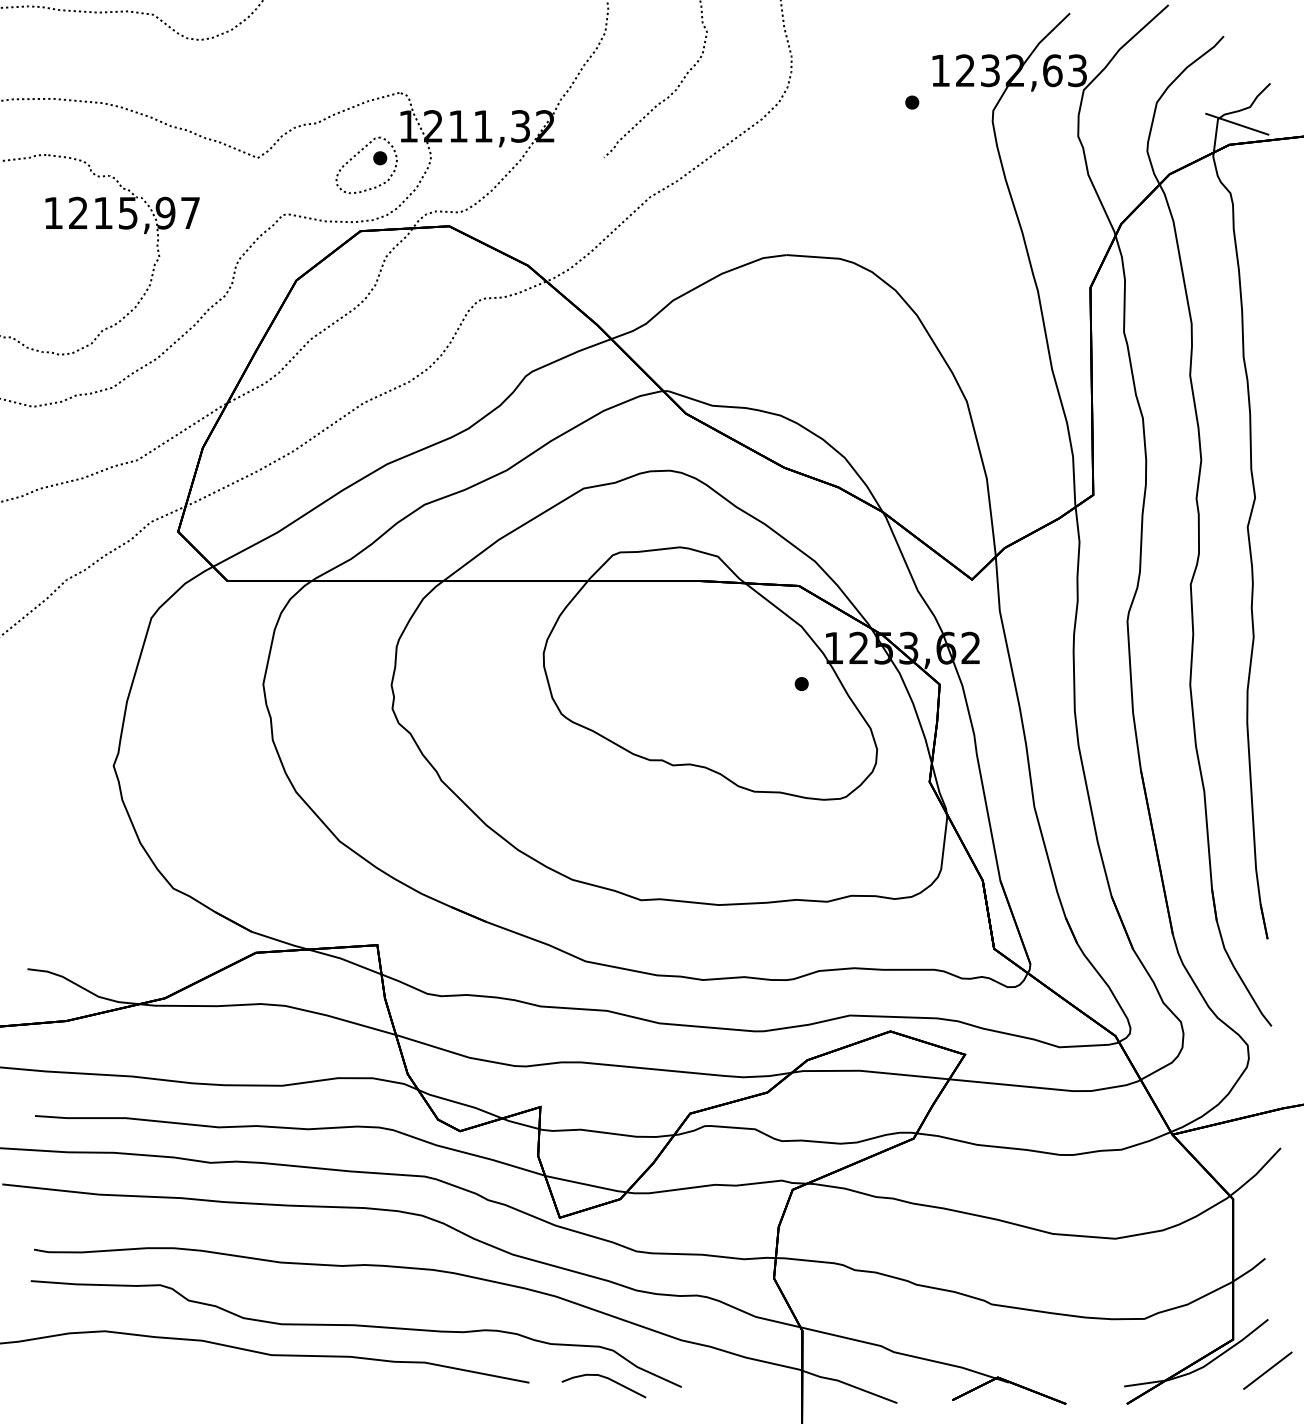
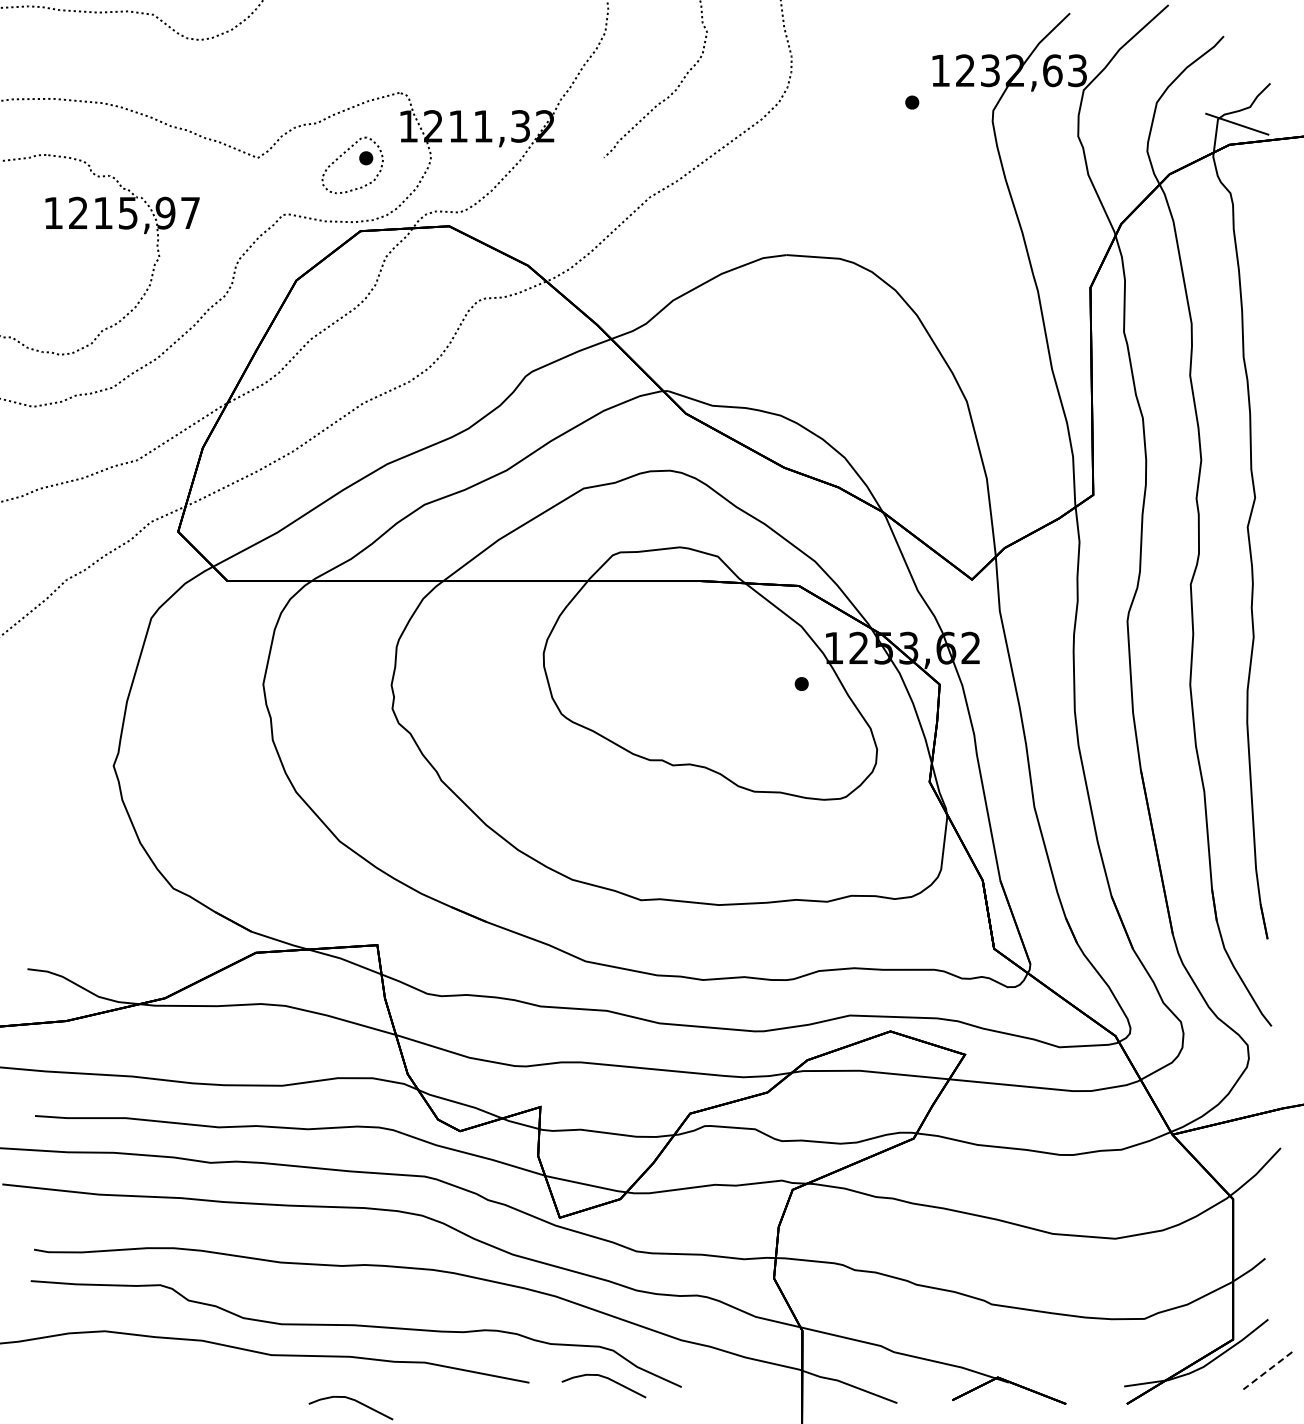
part position: (374, 162) -> (360, 162) (360, 162)
line: solid -> dashed (1267, 1370)
curve: none -> present (351, 1400)
